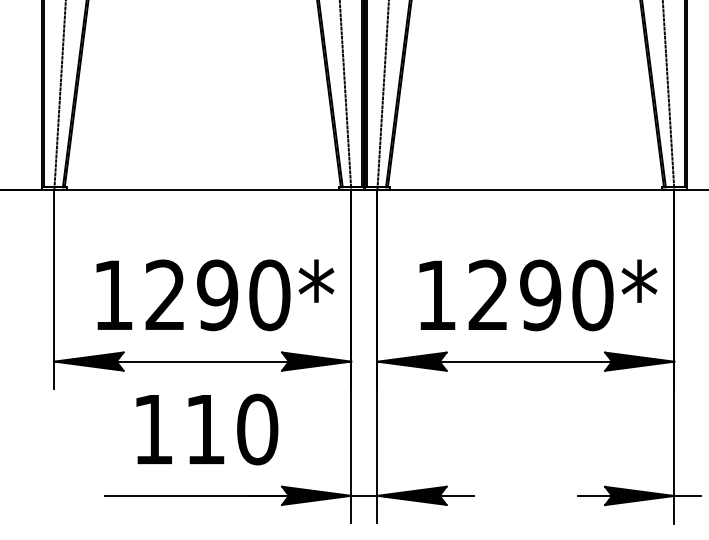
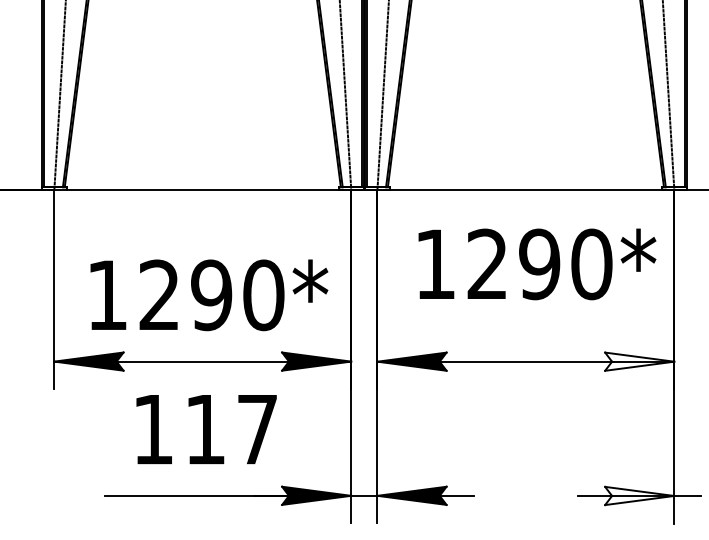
text position: (215, 295) -> (209, 295) (209, 295)
text position: (538, 295) -> (537, 264) (537, 264)
fill: present -> none (639, 361)
text: 110 -> 117 (257, 429)
fill: present -> none (639, 495)
